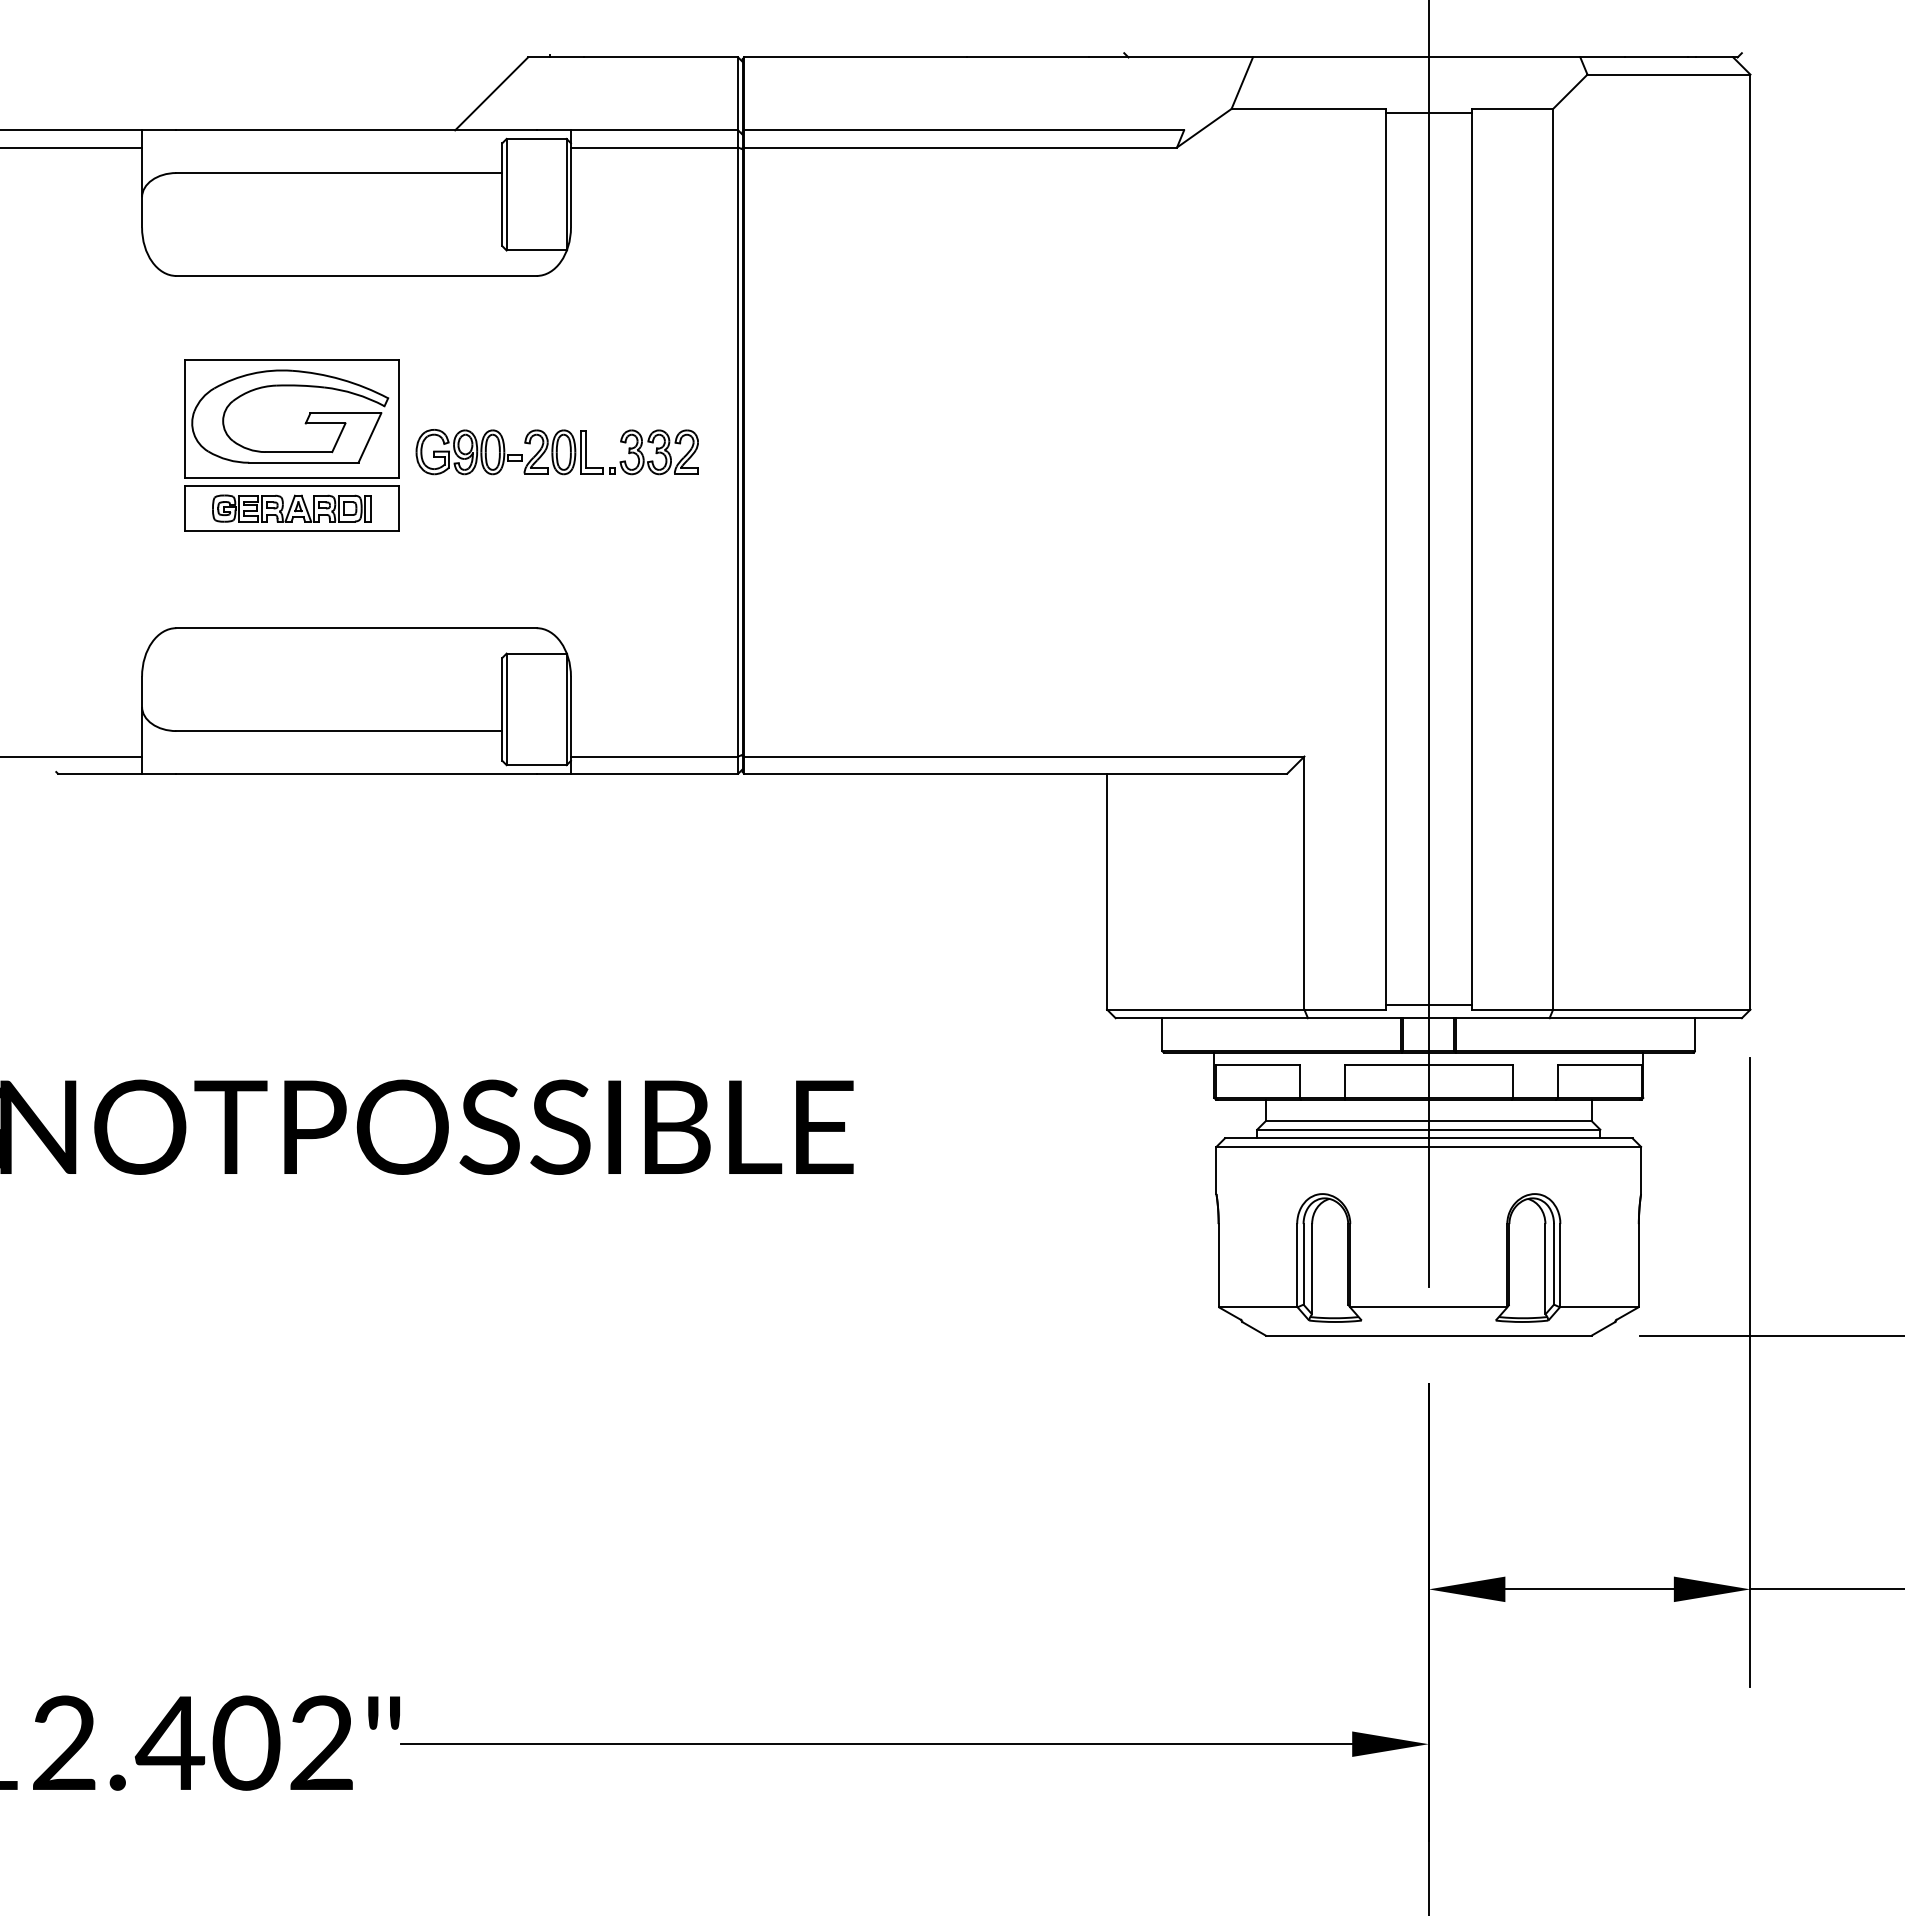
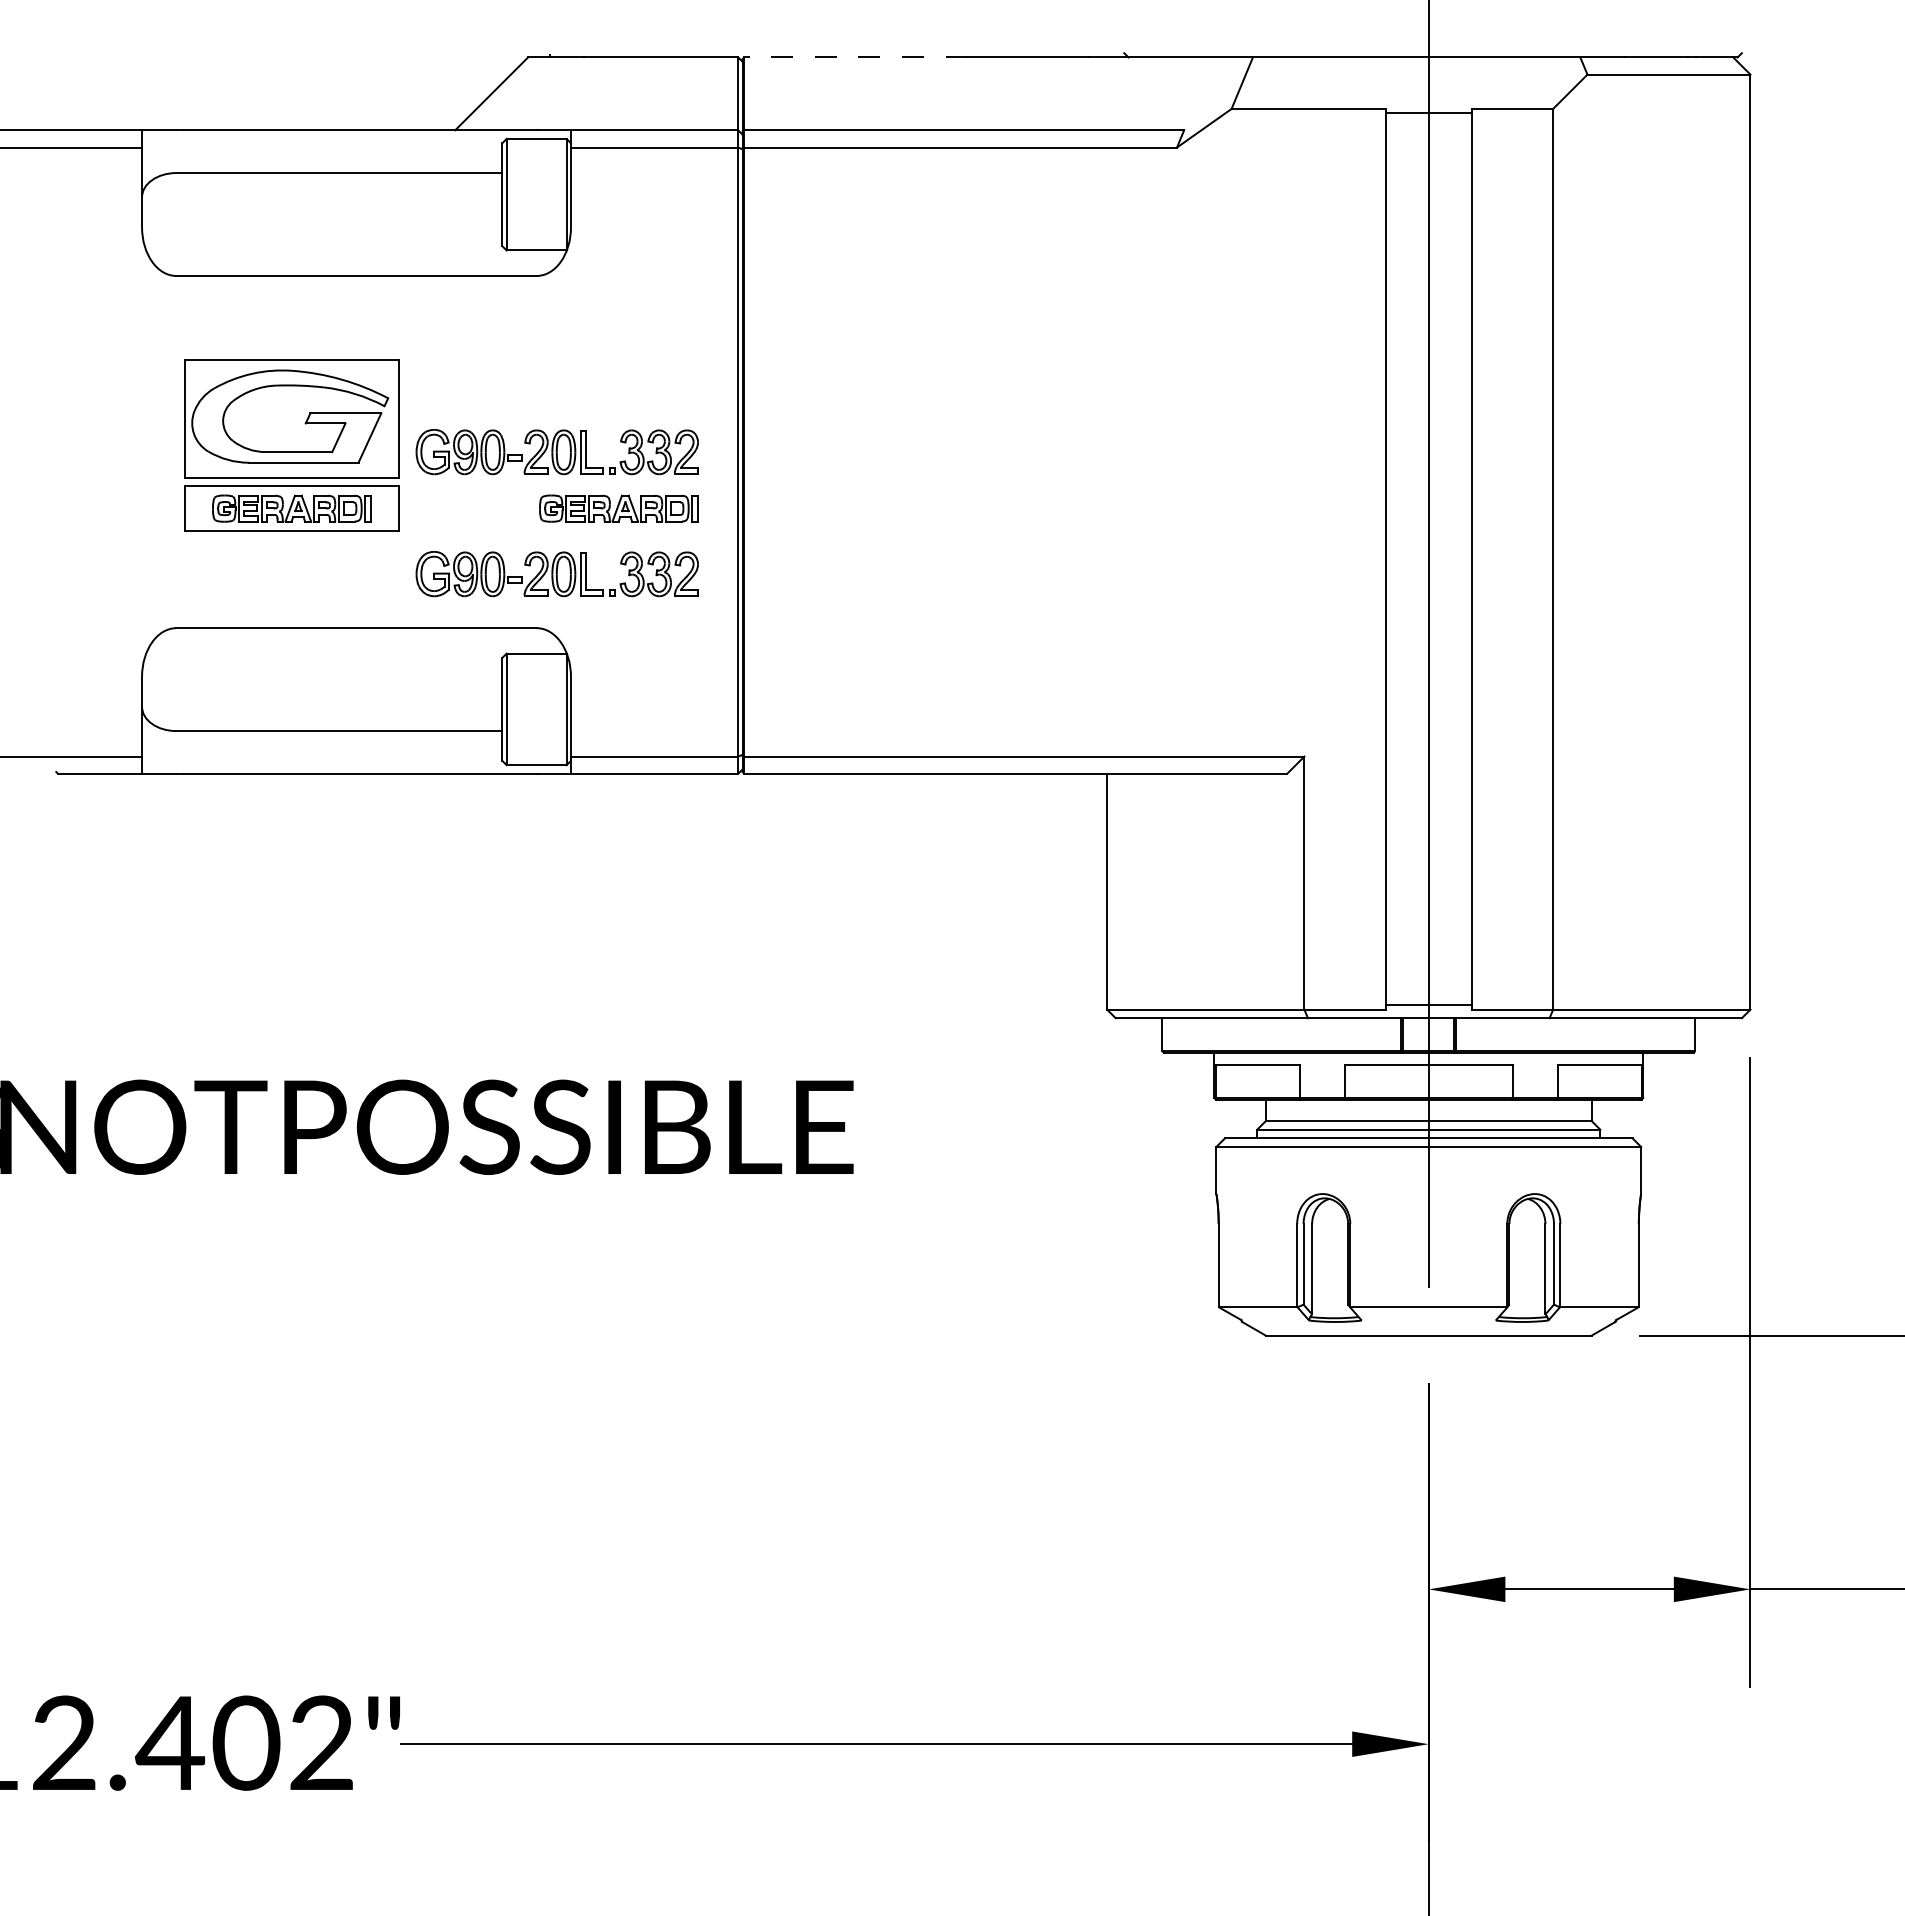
line: solid -> dashed (855, 57)
part: none -> present (618, 508)
part: none -> present (556, 574)
